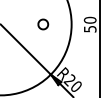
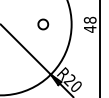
text: 50 -> 48 (90, 24)
